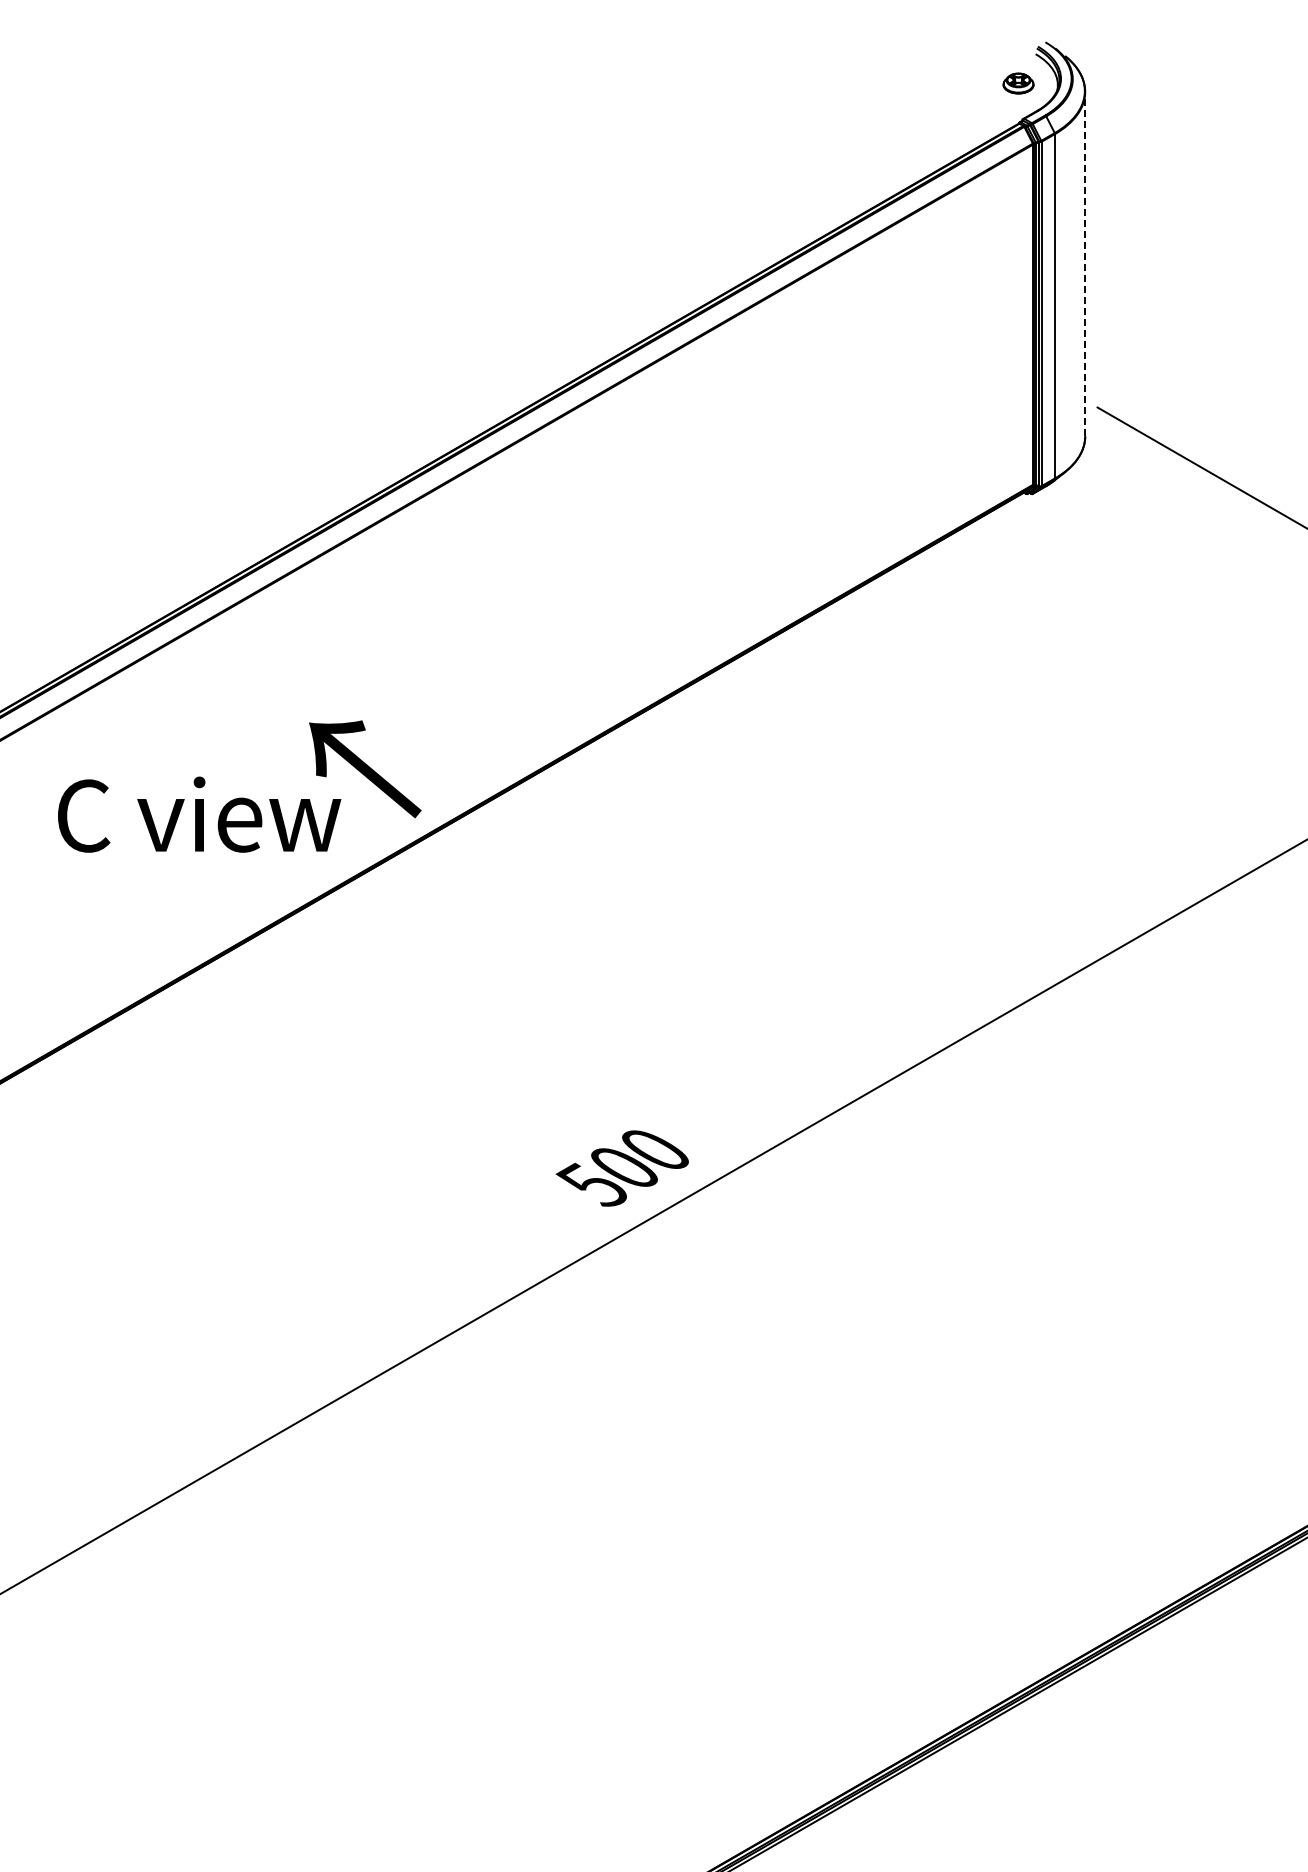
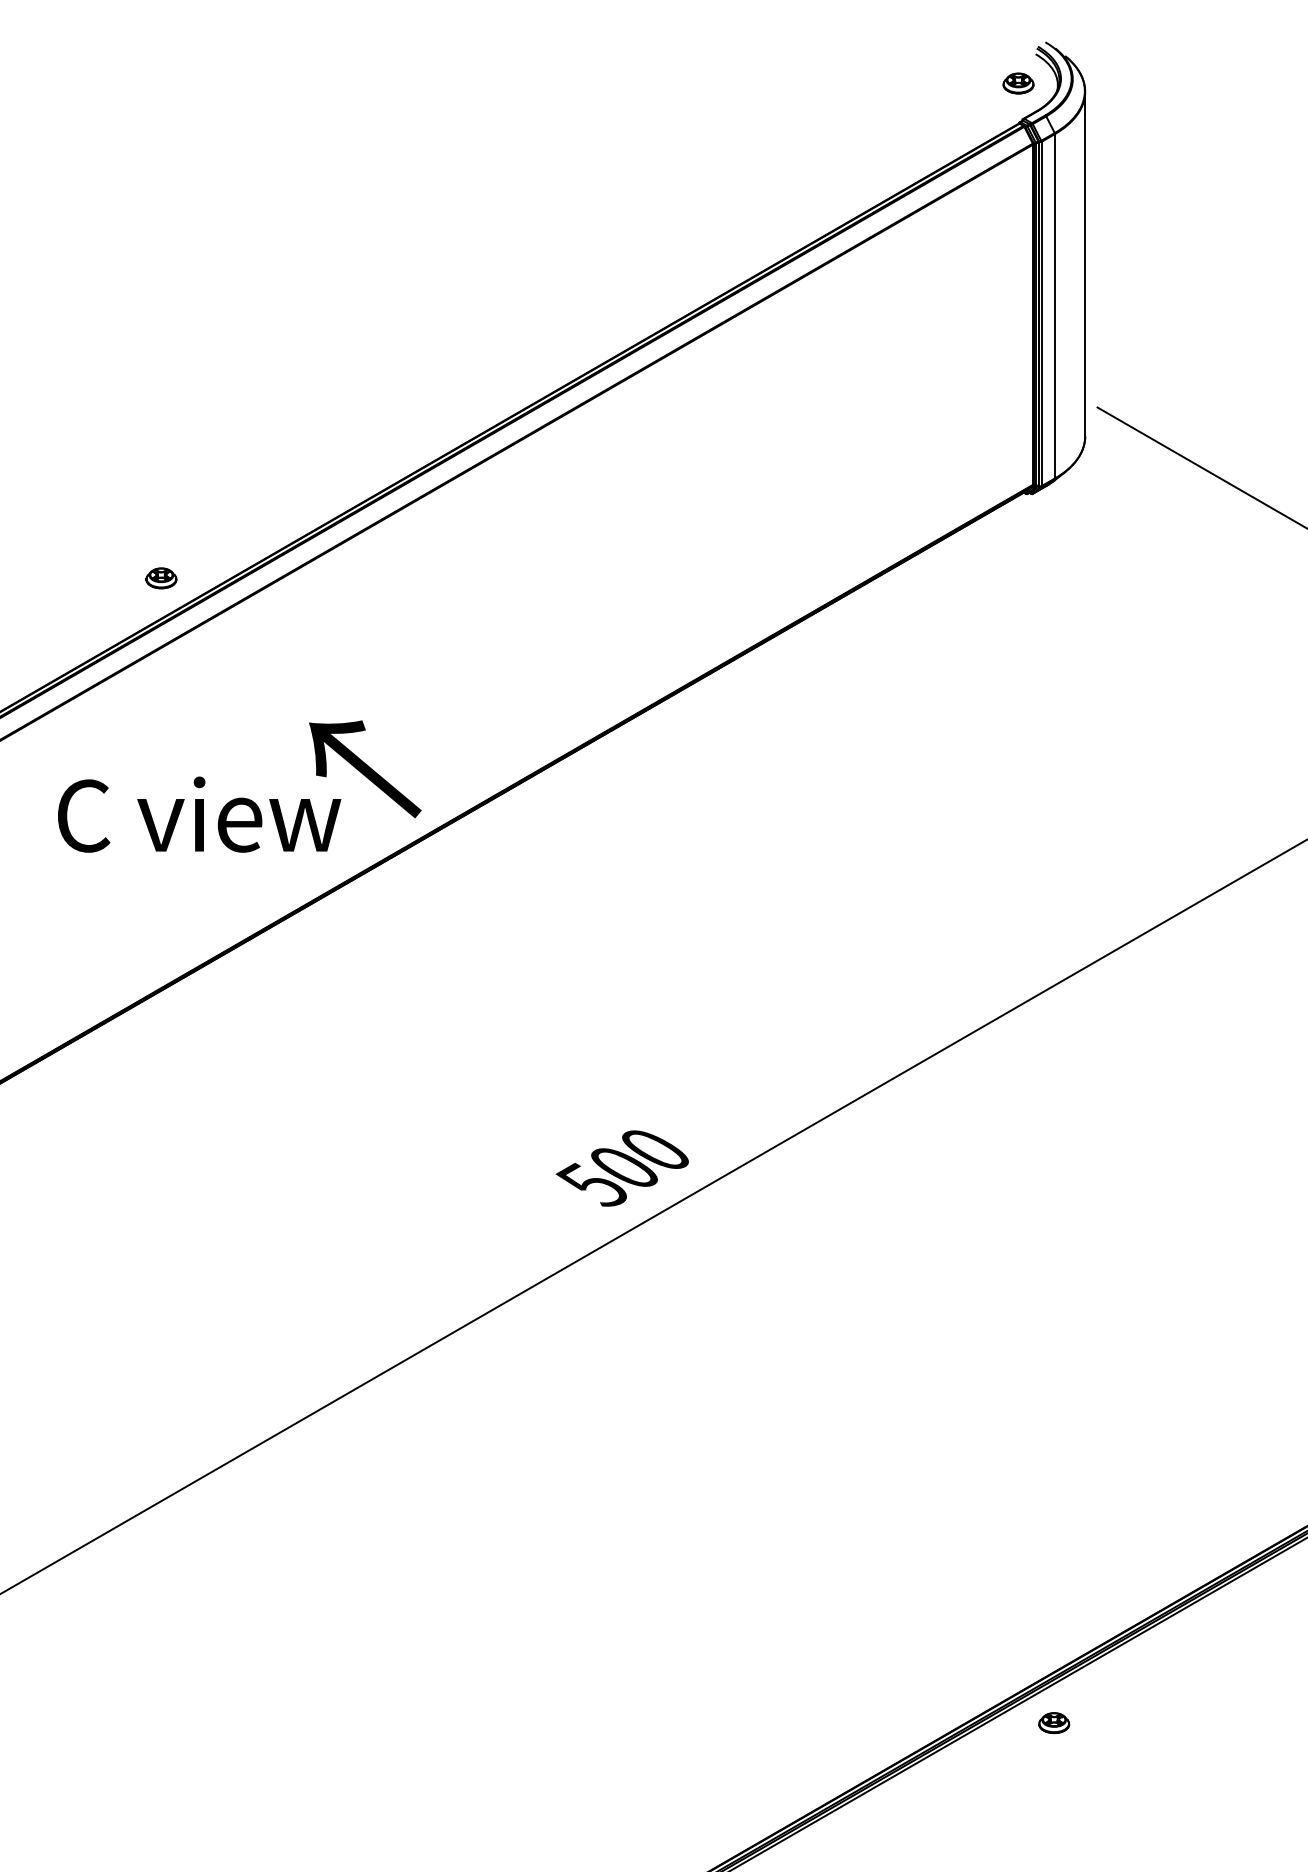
line: dashed -> solid (1085, 263)
part: none -> present (161, 578)
part: none -> present (1054, 1723)
